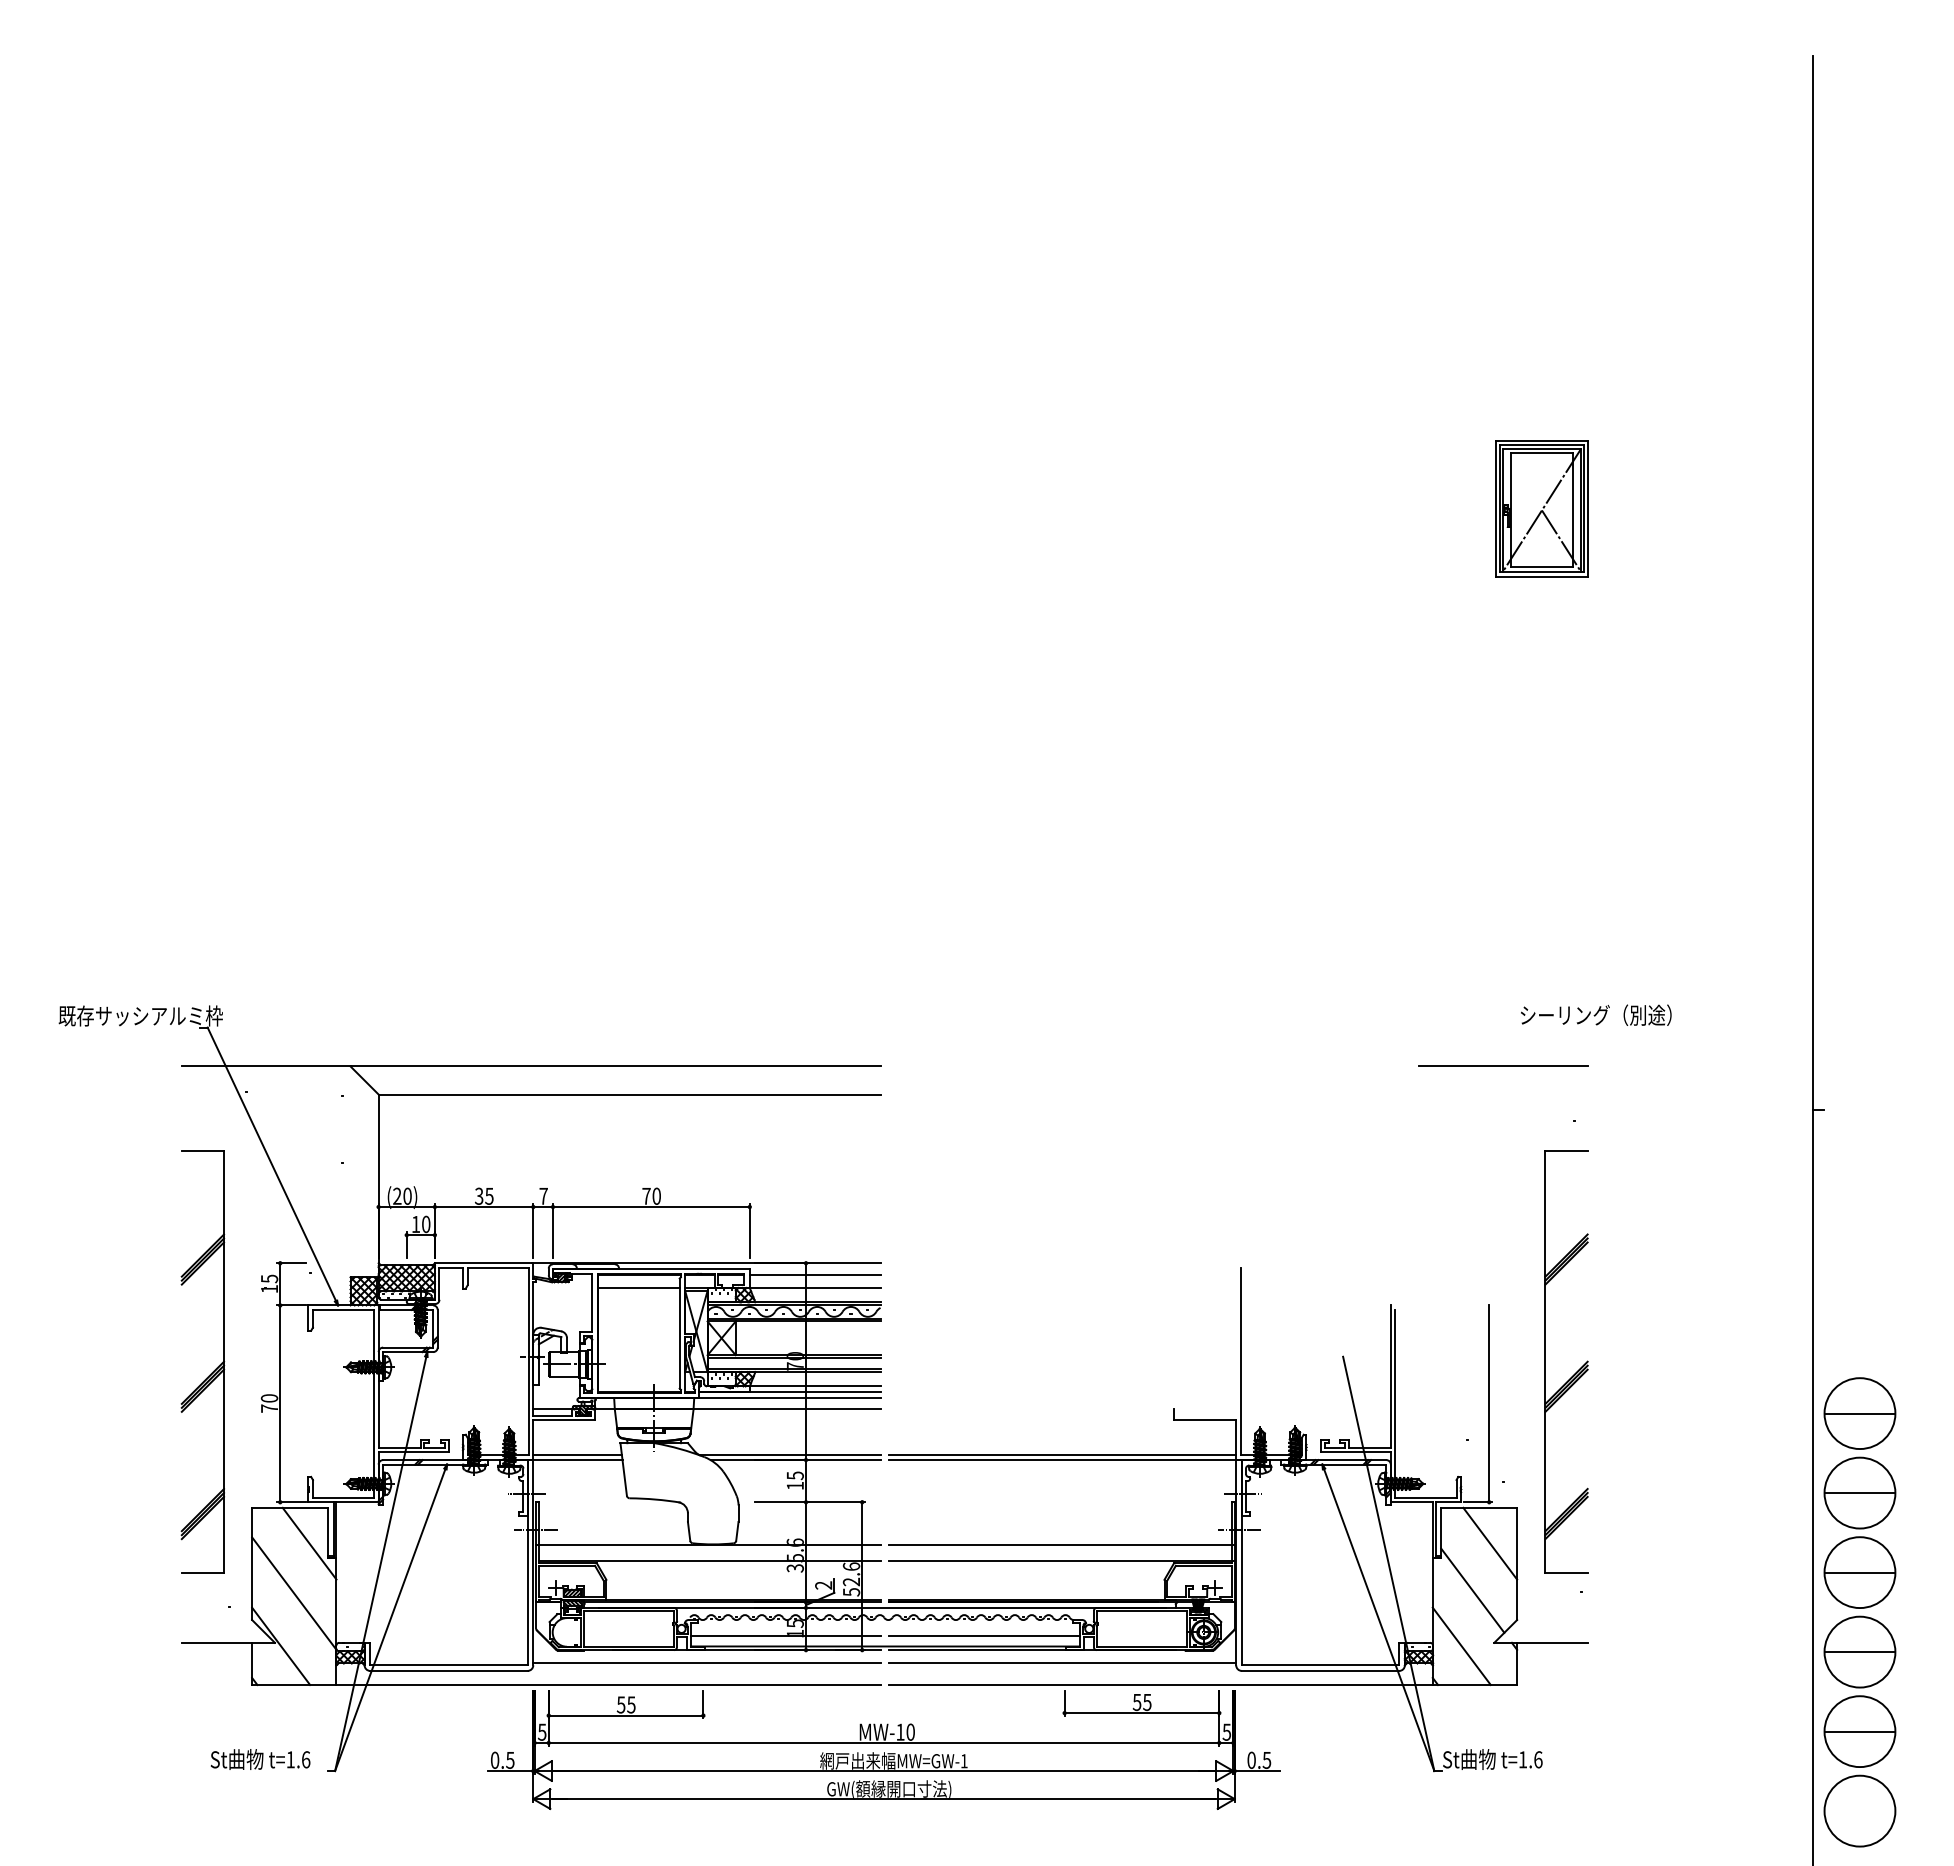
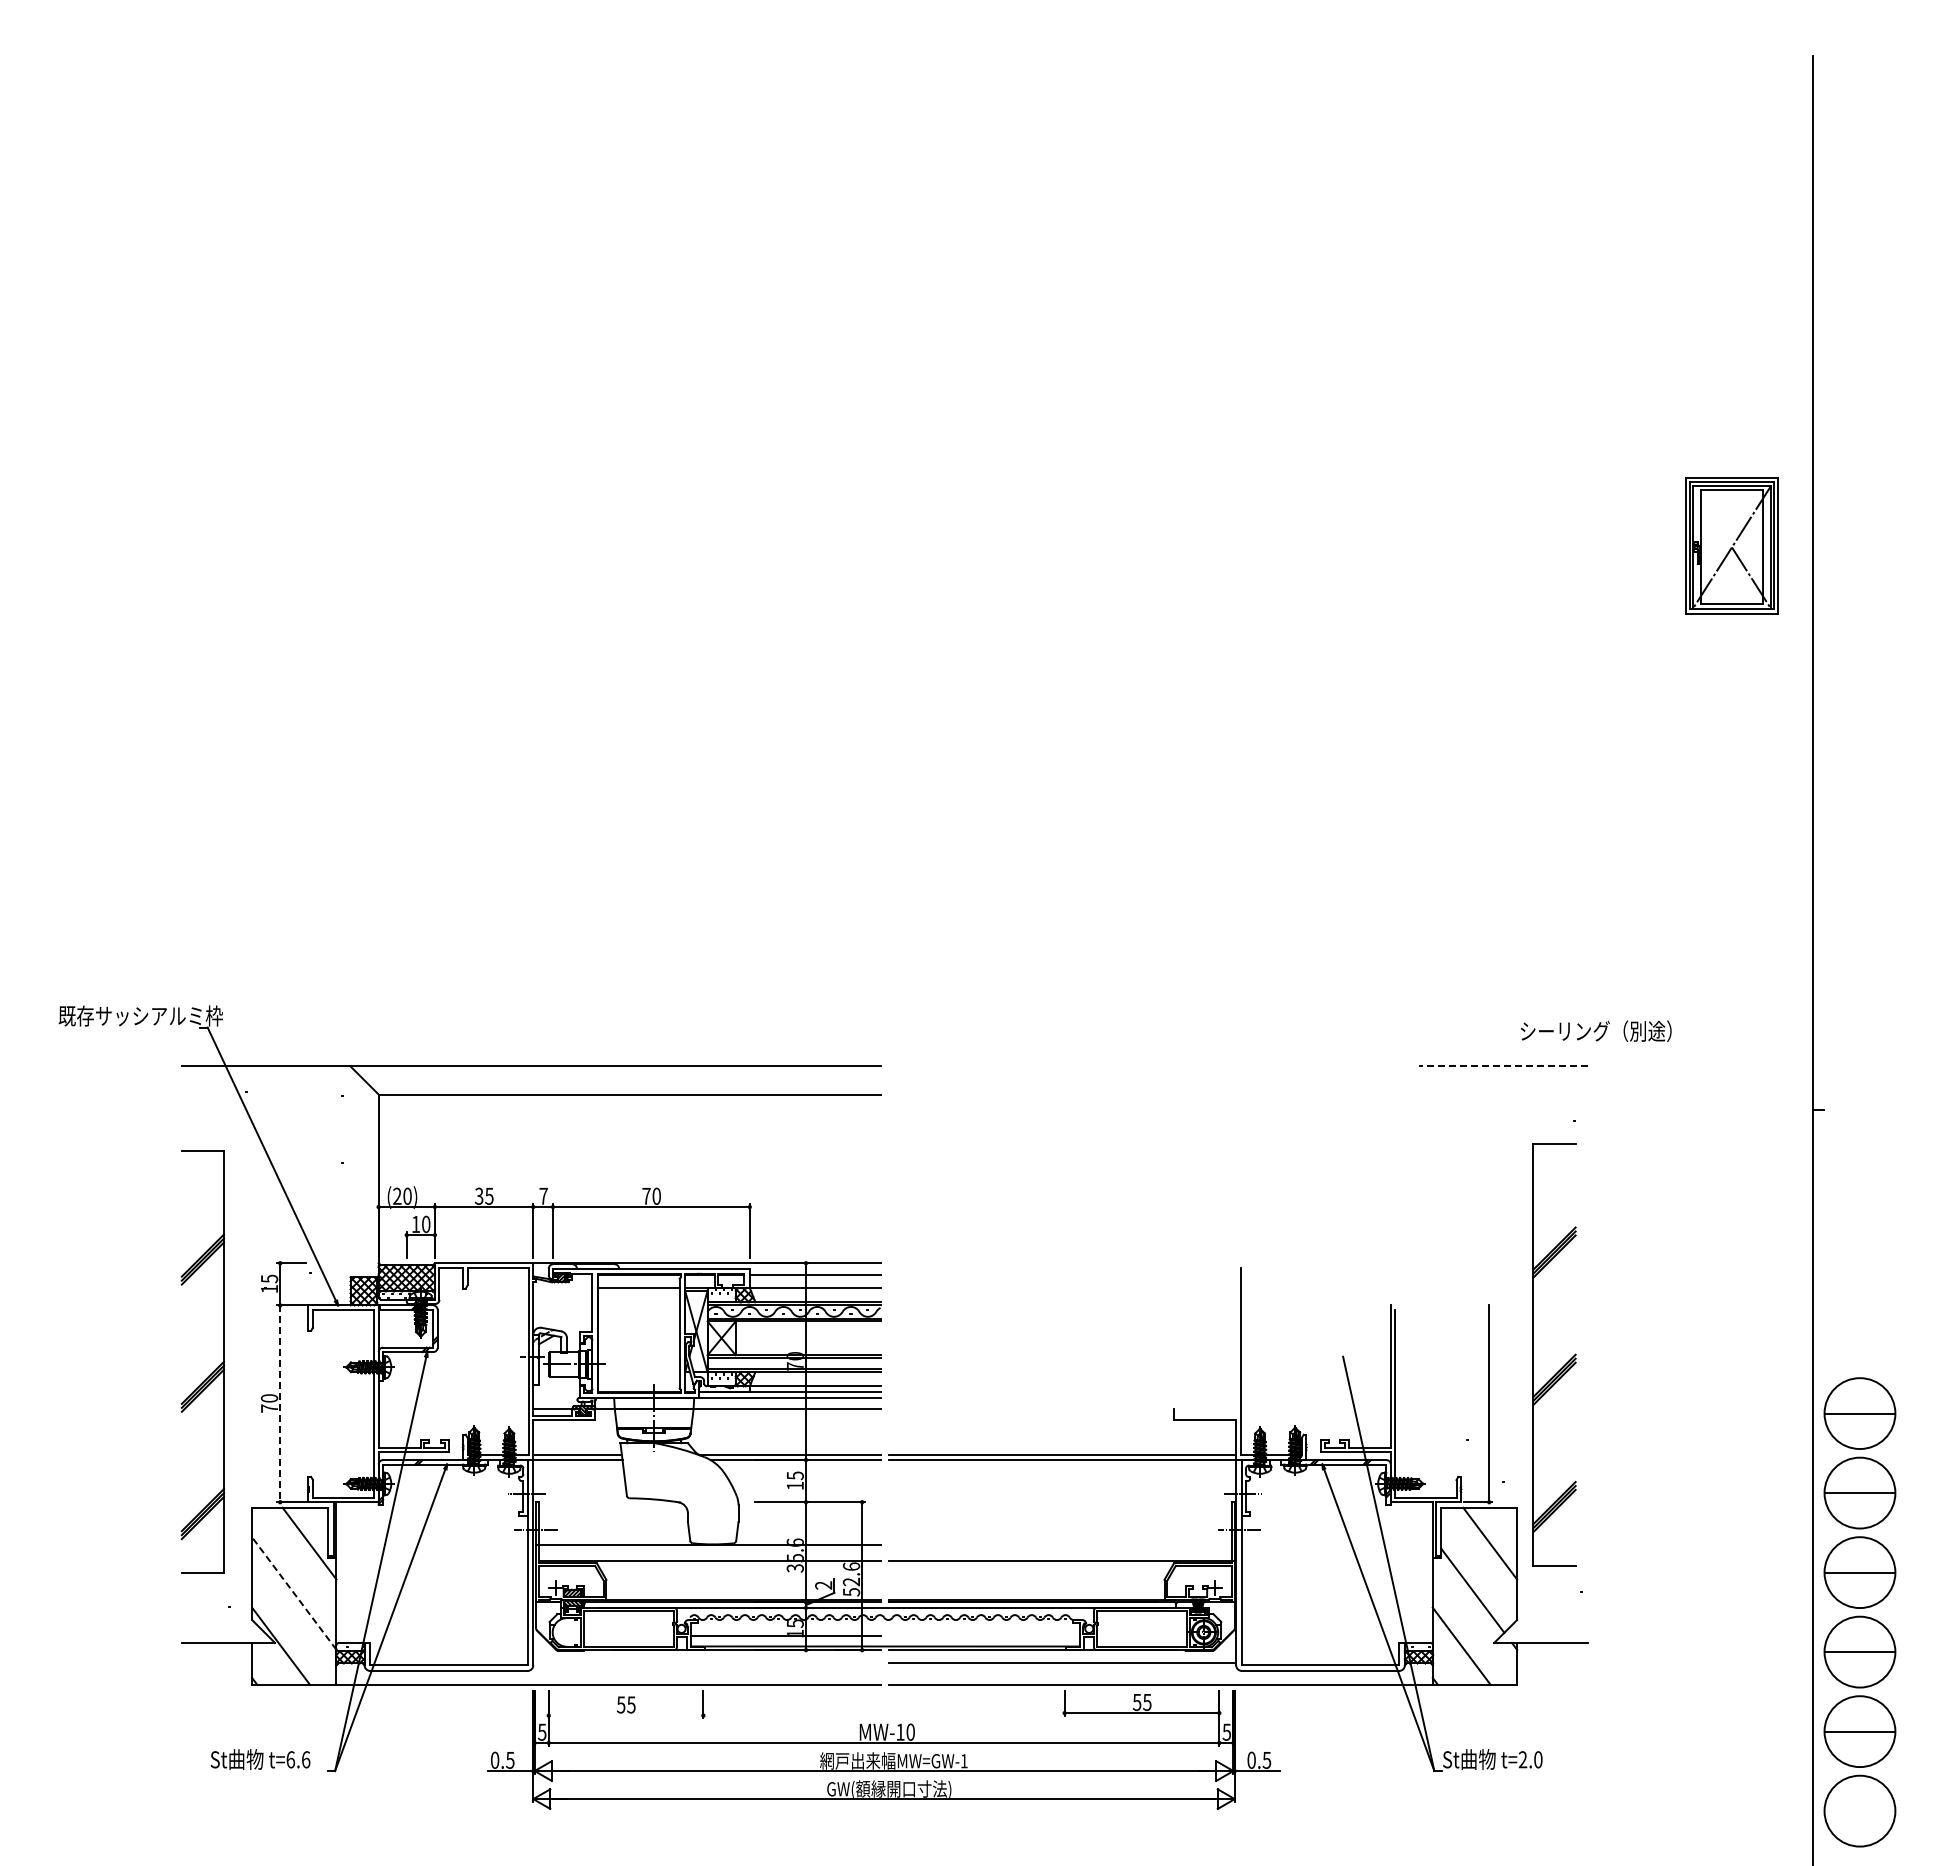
part position: (1541, 508) -> (1731, 545) (1731, 545)
text position: (1596, 1014) -> (1596, 1030) (1596, 1030)
line: solid -> dashed (1502, 1066)
part position: (1576, 1371) -> (1564, 1364) (1564, 1364)
line: solid -> dashed (280, 1404)
line: present -> none (1061, 1544)
line: solid -> dashed (294, 1593)
line: present -> none (984, 1635)
line: present -> none (706, 1662)
line: present -> none (625, 1715)
text: t=1.6 -> t=6.6 (290, 1759)
text: t=1.6 -> t=2.0 (1530, 1759)
